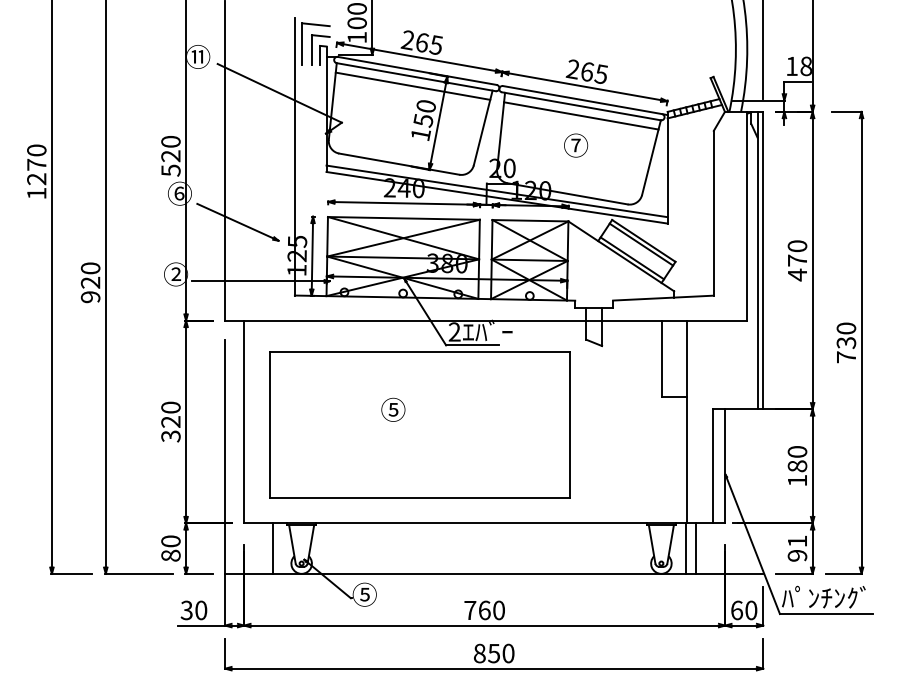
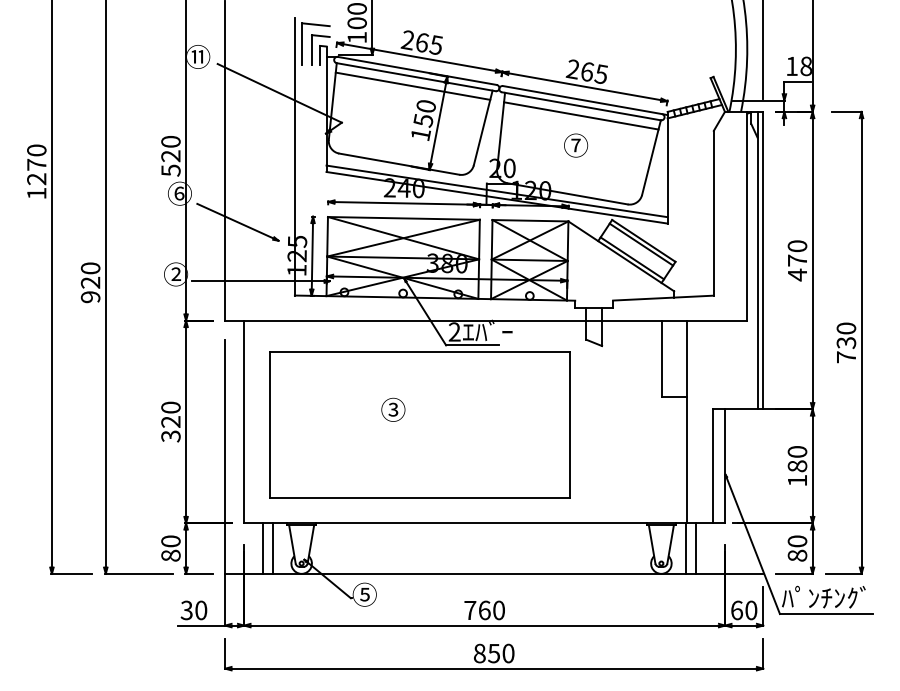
text: ⑤ -> ③ (393, 408)
line: none -> present (263, 548)
text: 91 -> 80 (797, 548)
